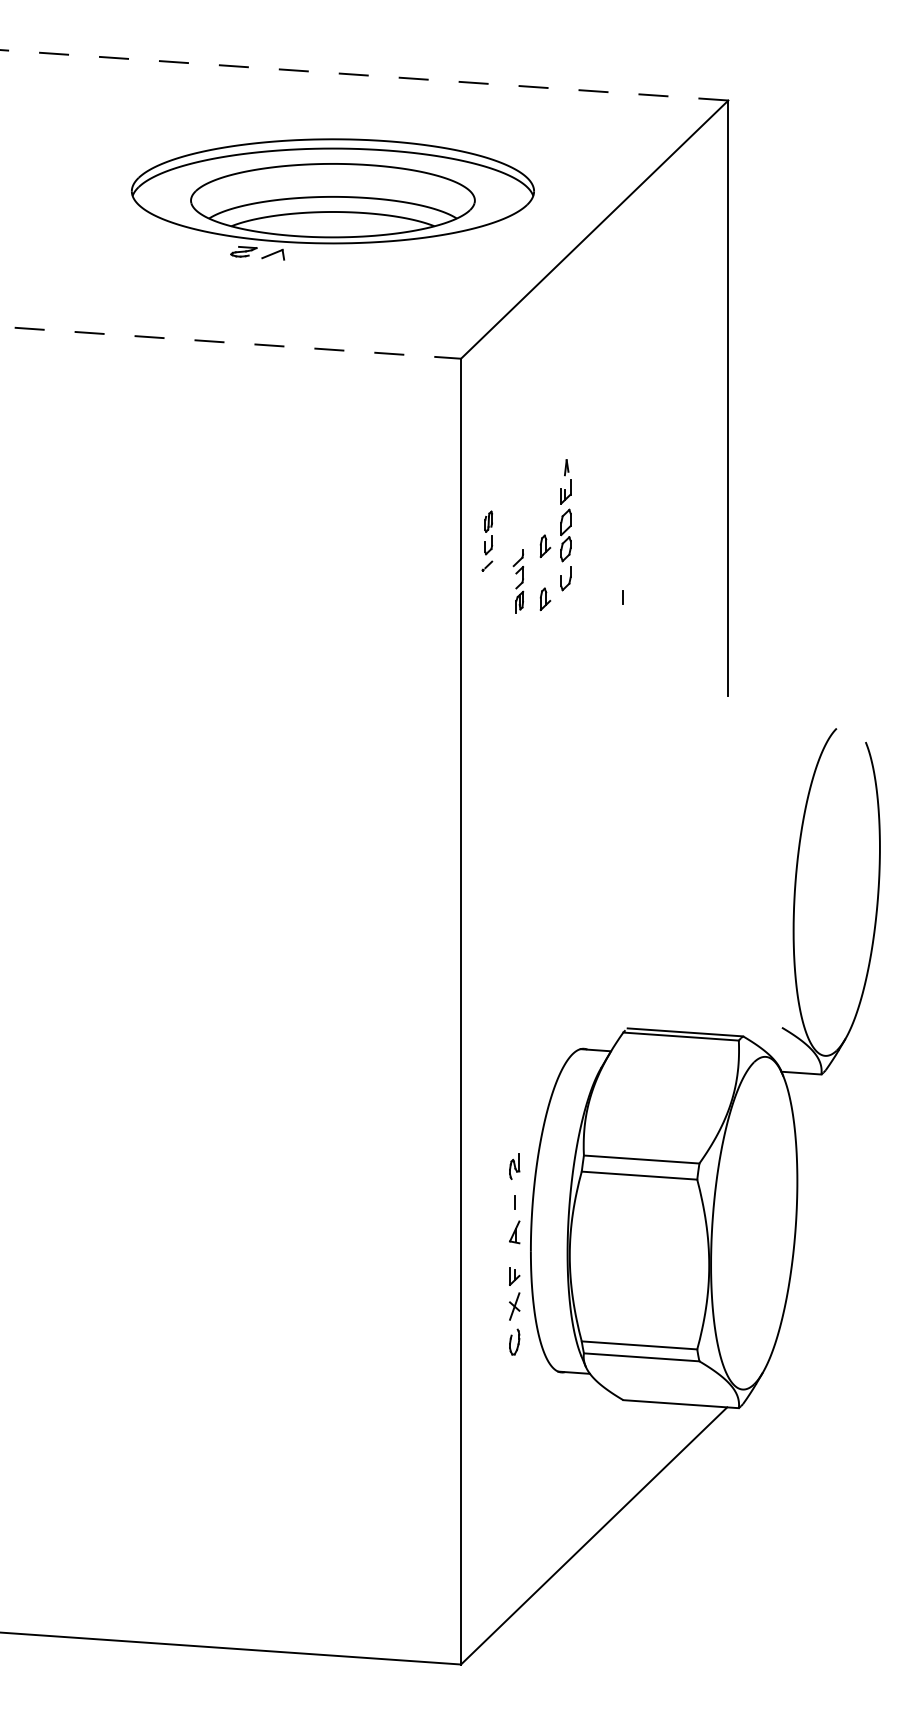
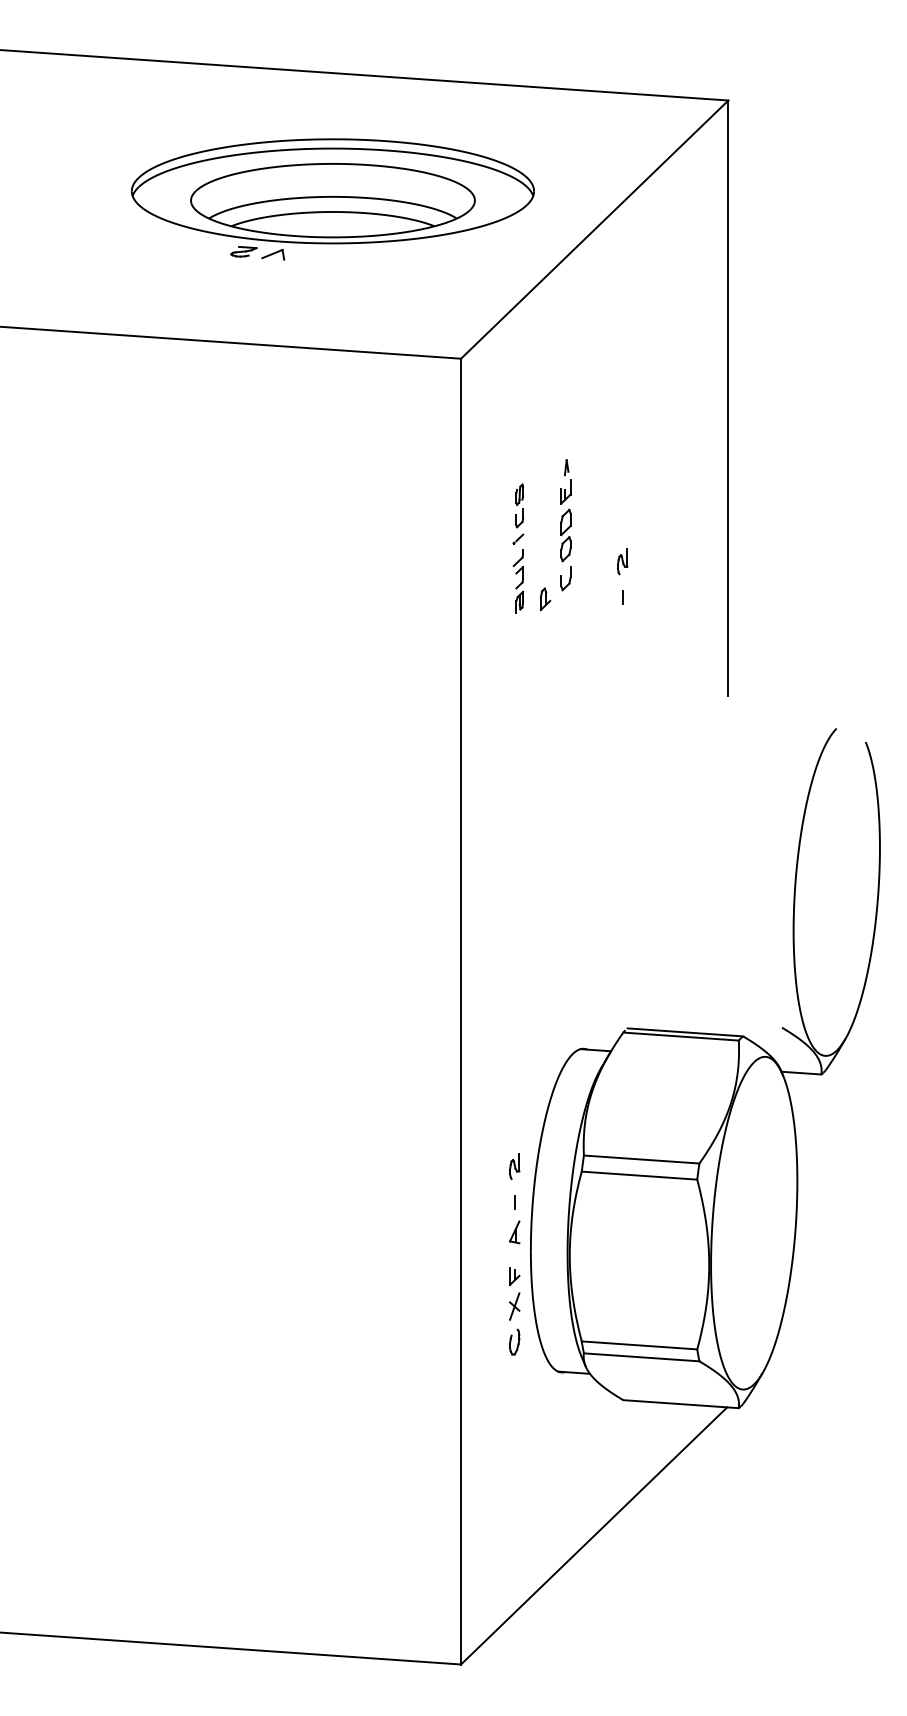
line: dashed -> solid (364, 75)
line: dashed -> solid (230, 342)
part position: (487, 540) -> (518, 513) (518, 513)
part: present -> none (545, 545)
part: none -> present (622, 561)
